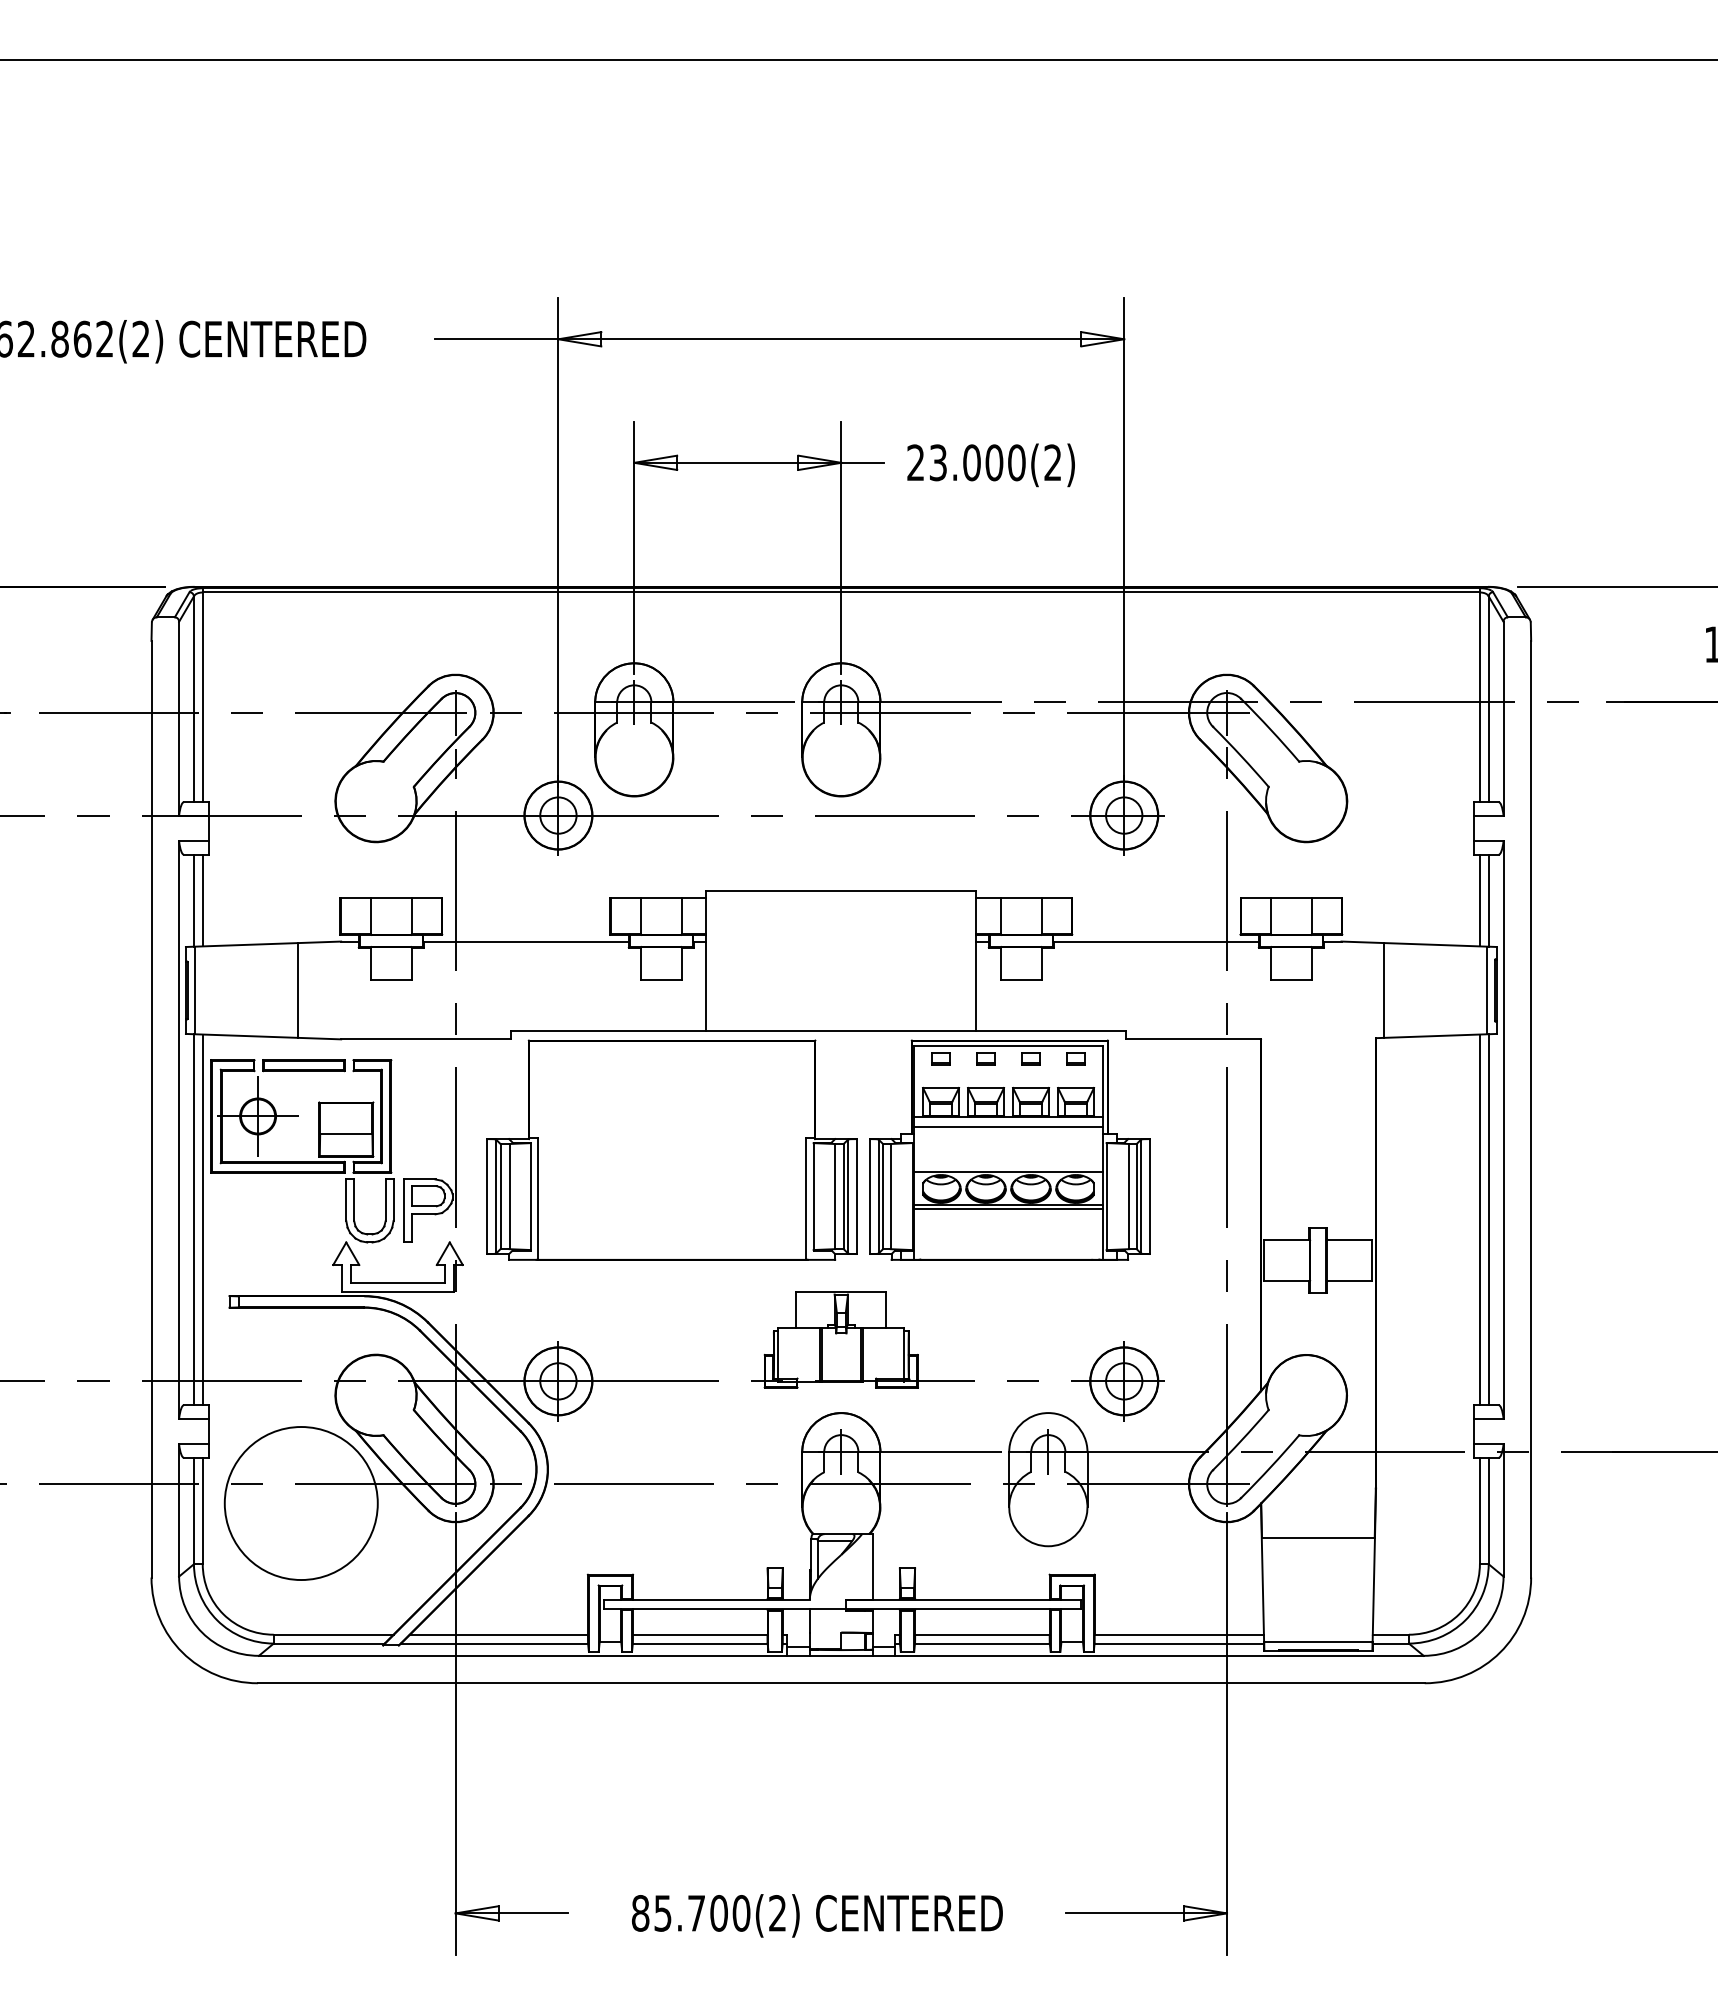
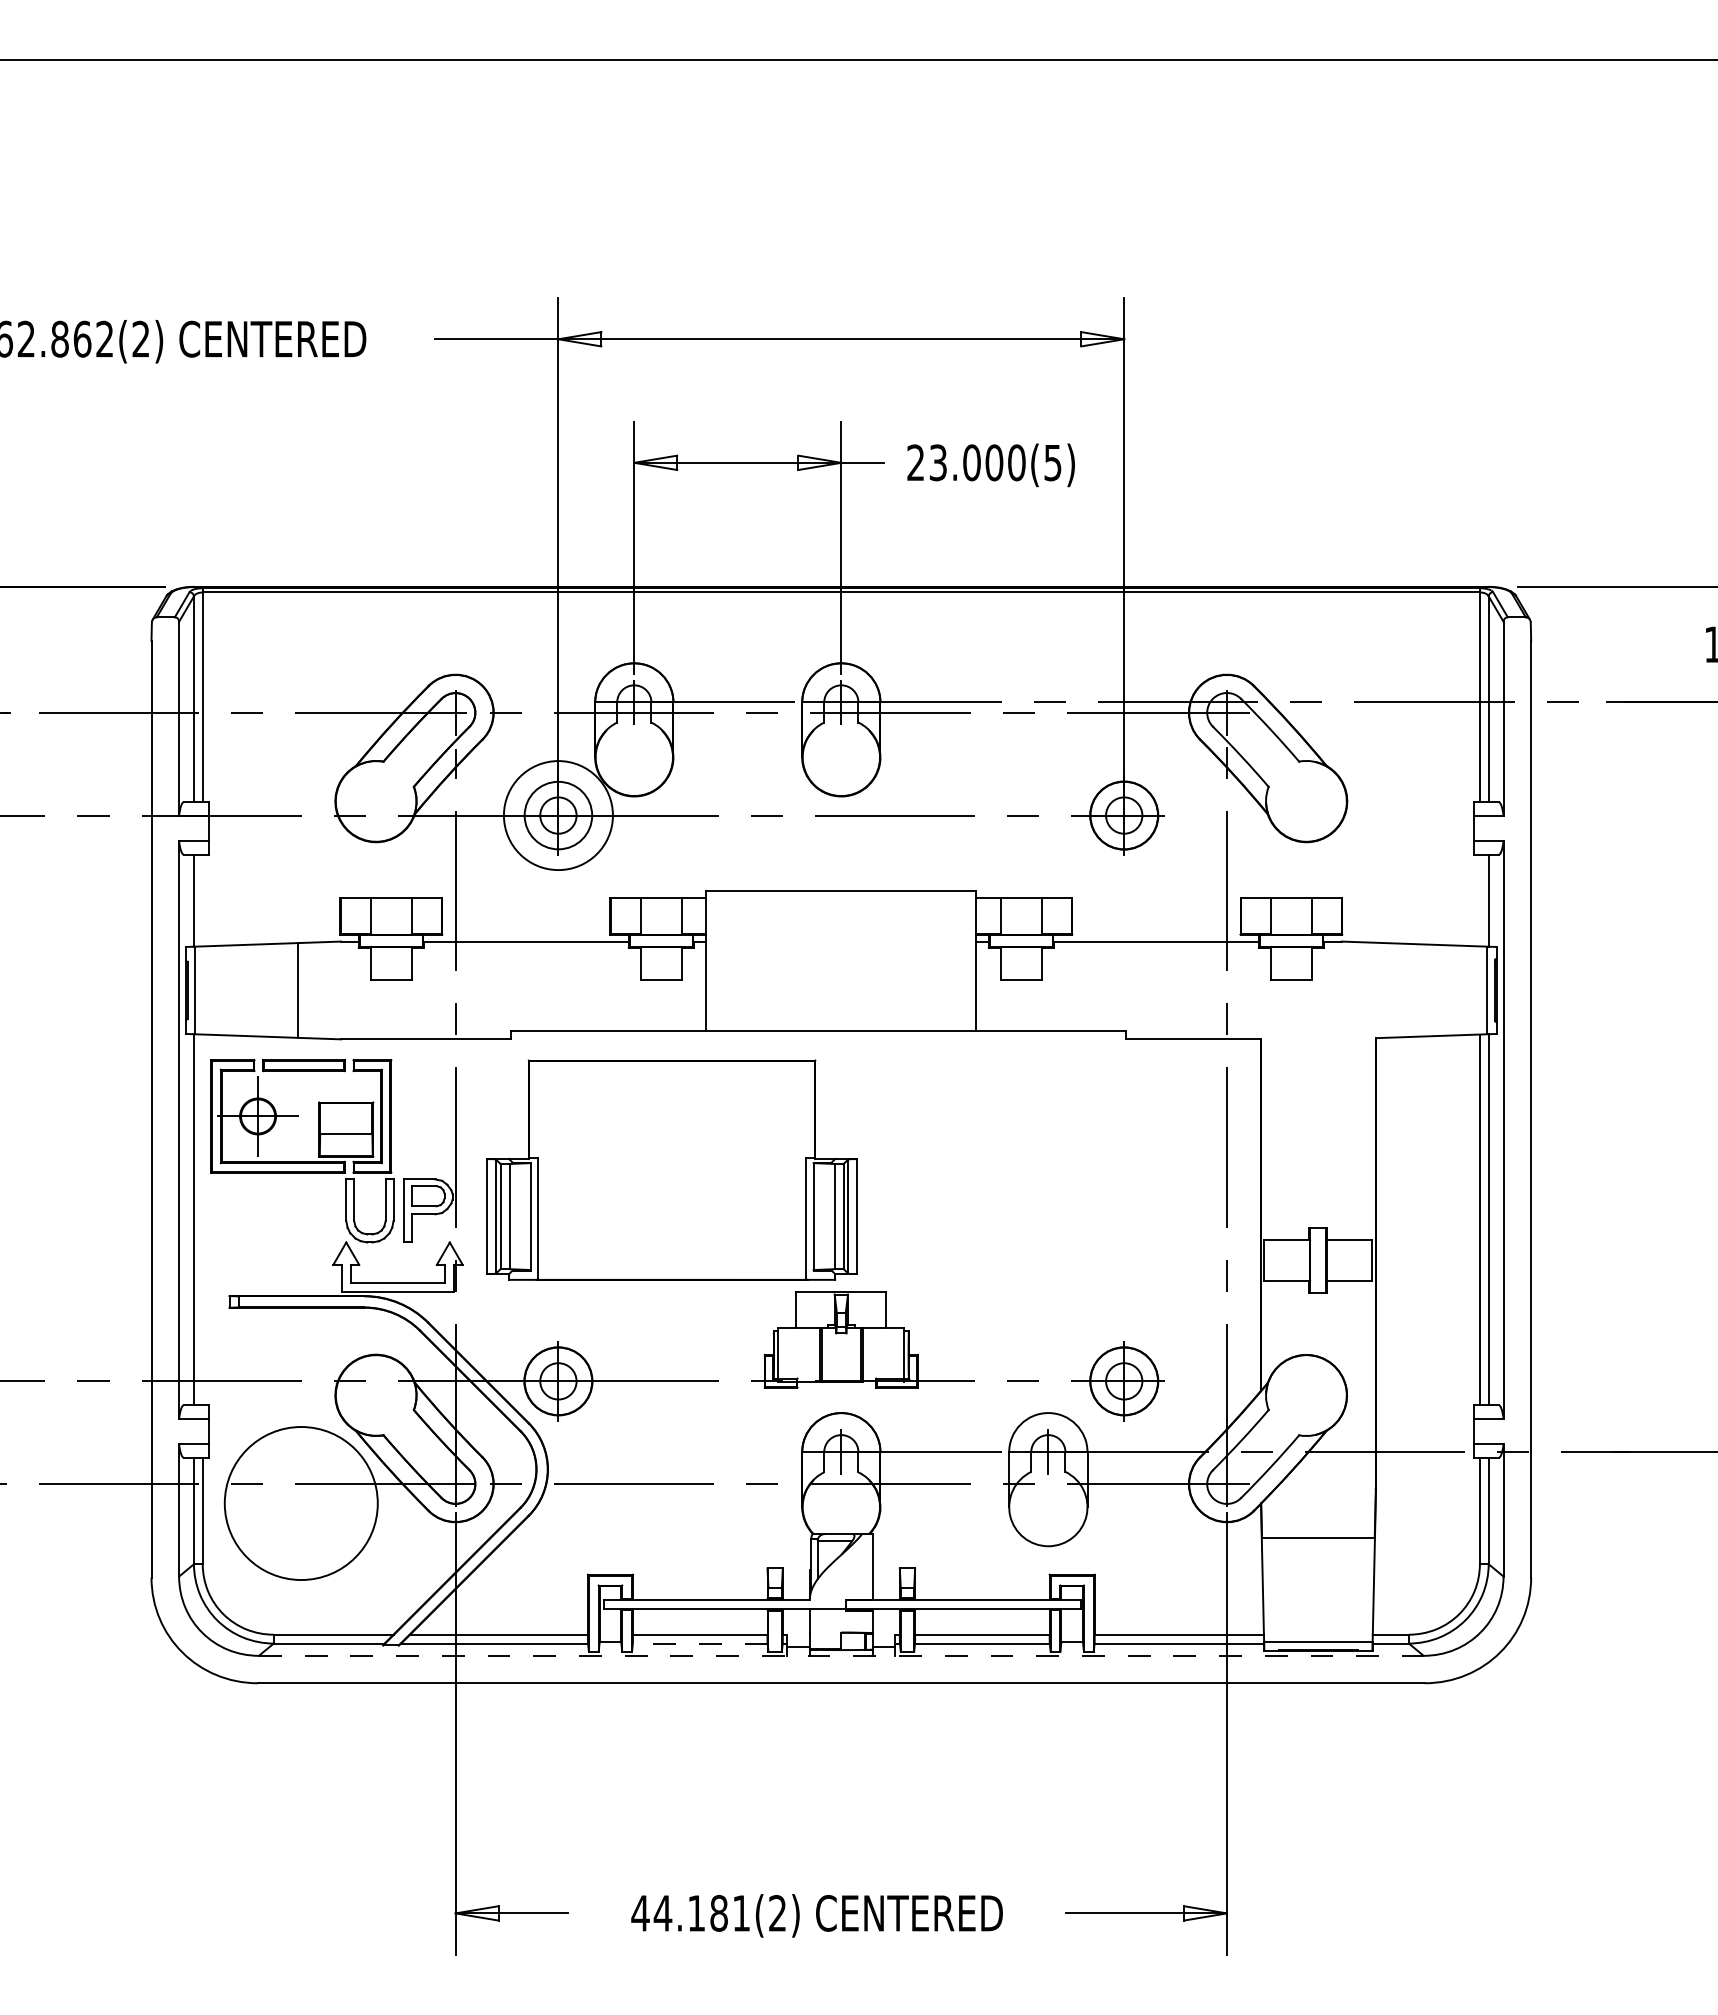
text: 23.000(2) -> 23.000(5) (1052, 462)
circle diameter: 68 px -> 109 px (557, 815)
line: present -> none (202, 900)
line: present -> none (1479, 900)
line: present -> none (1384, 990)
part position: (671, 1149) -> (671, 1169) (671, 1169)
part: present -> none (1009, 1149)
line: present -> none (202, 1219)
line: solid -> dashed (699, 1643)
line: solid -> dashed (841, 1655)
text: 85.700(2) -> 44.181(2) (690, 1913)
